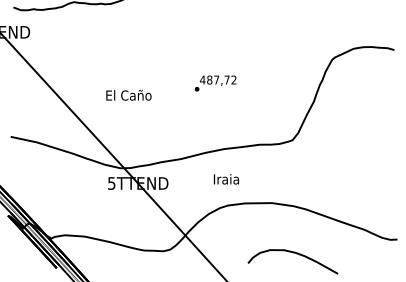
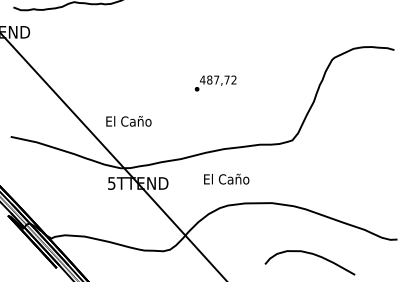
text position: (128, 94) -> (128, 120) (128, 120)
text: Iraia -> El Caño (226, 178)
curve position: (293, 253) -> (310, 254) (310, 254)
